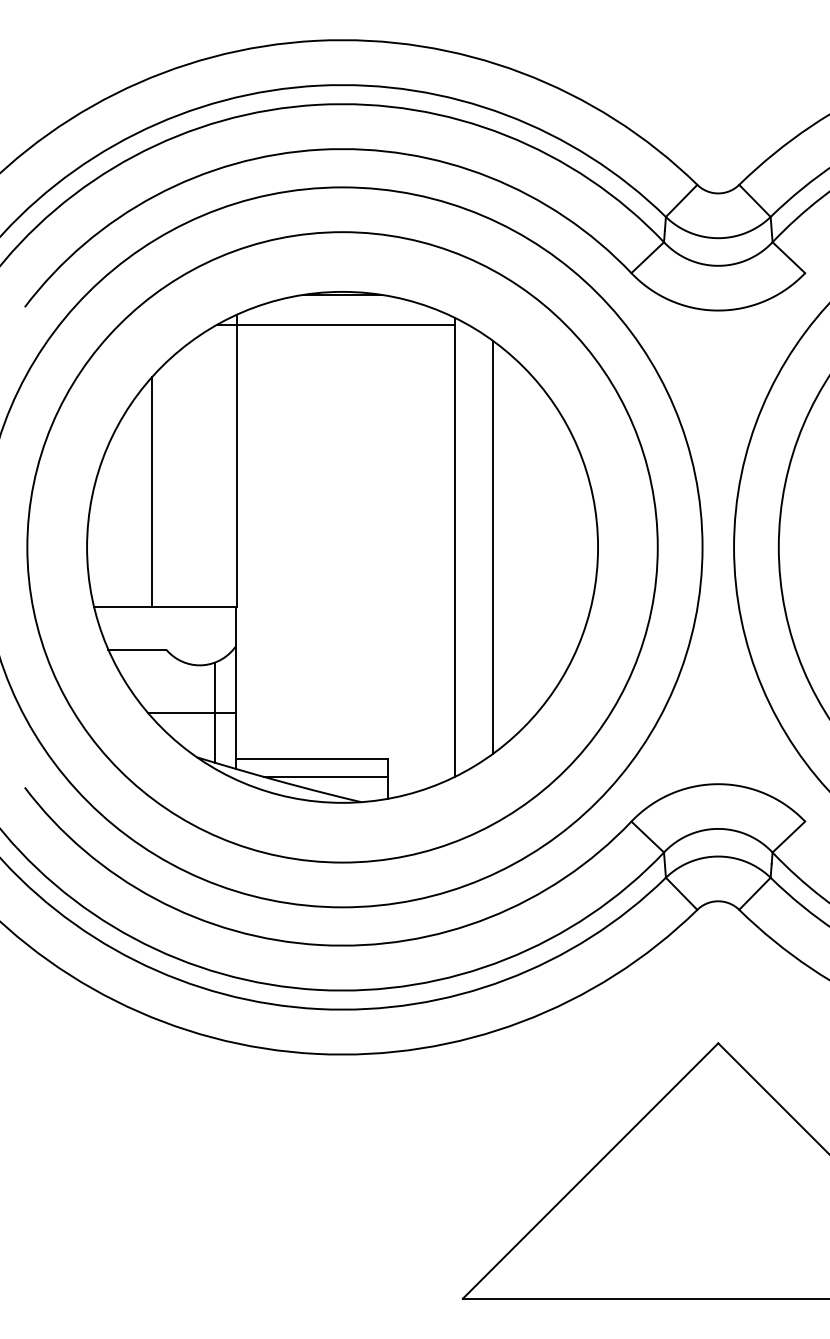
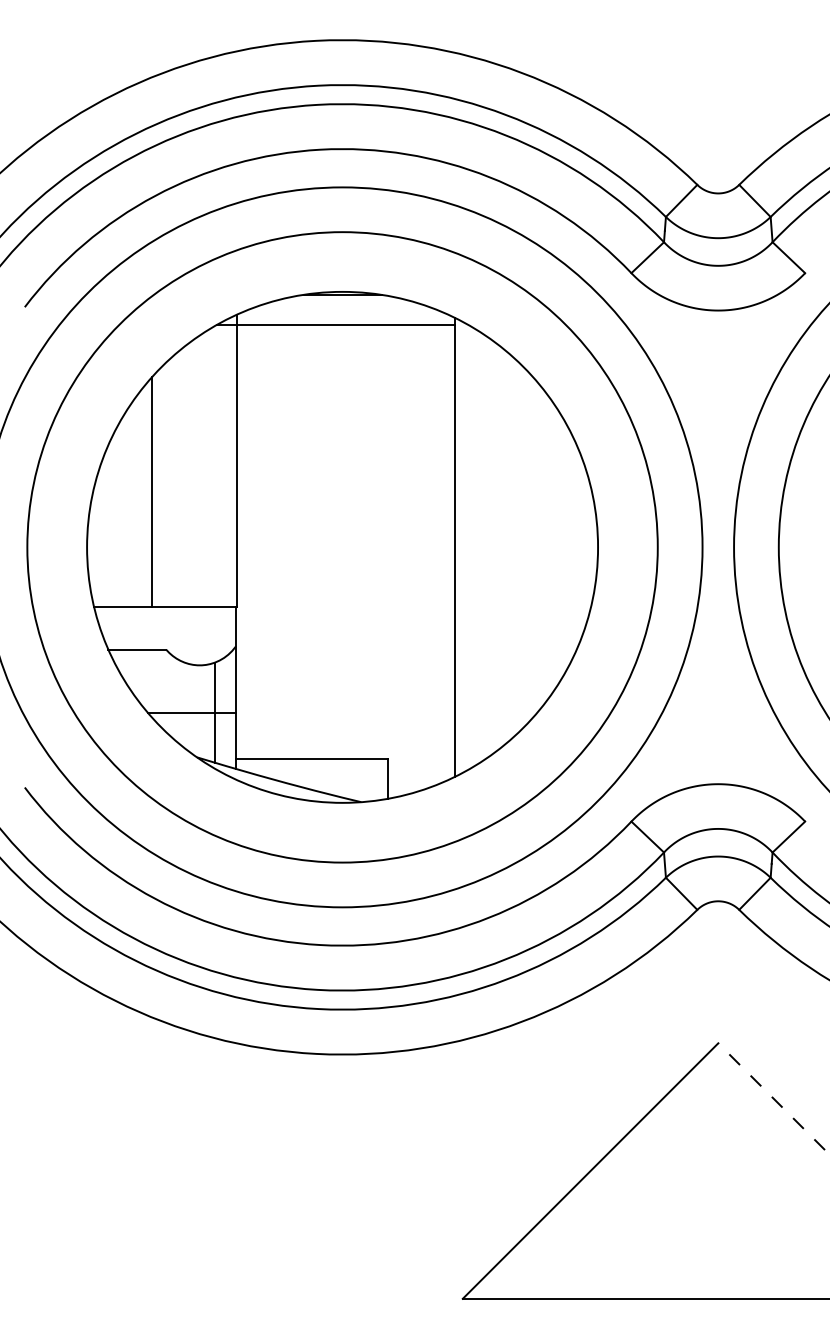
line: present -> none (492, 546)
line: present -> none (325, 776)
line: solid -> dashed (774, 1099)
